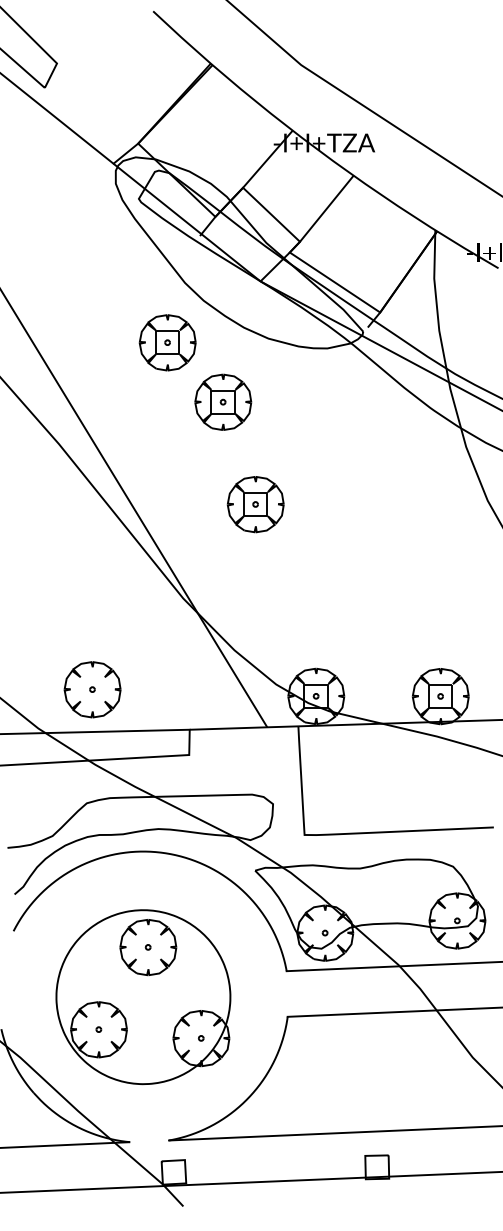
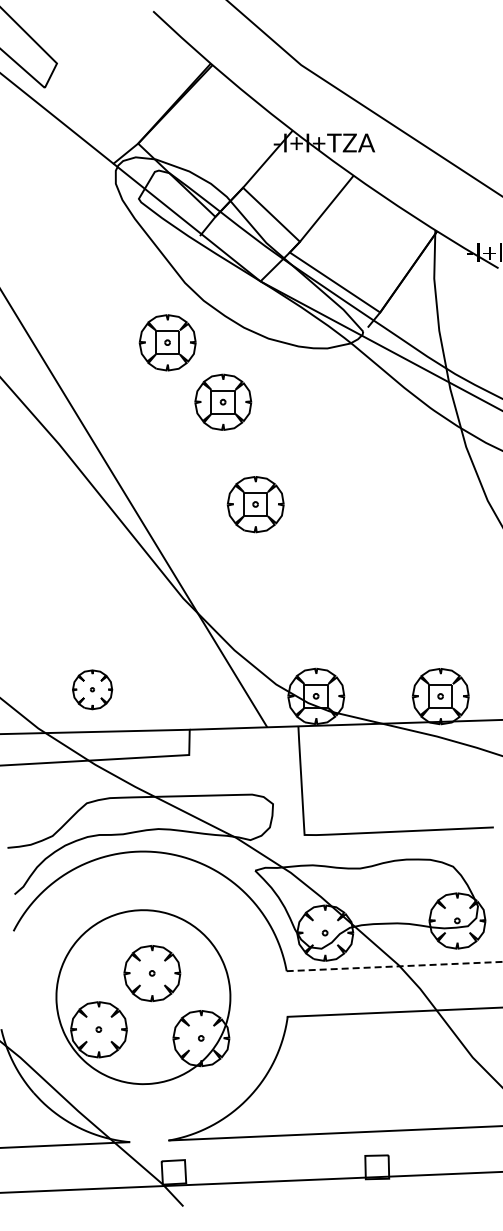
part size: 59x58 px -> 42x42 px (92, 689)
part position: (148, 947) -> (152, 973) (152, 973)
line: solid -> dashed (394, 966)
